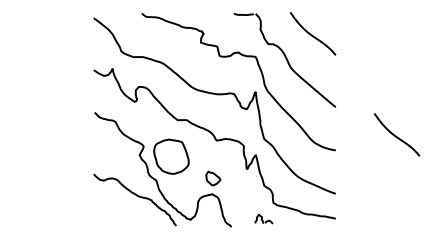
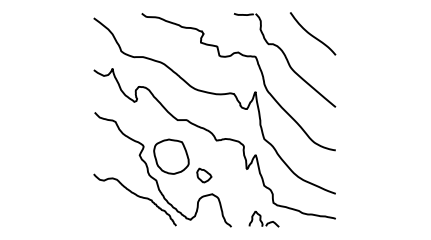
curve: present -> none (396, 135)
part position: (213, 178) -> (204, 175) (204, 175)
part size: 20x11 px -> 32x18 px (263, 218)
